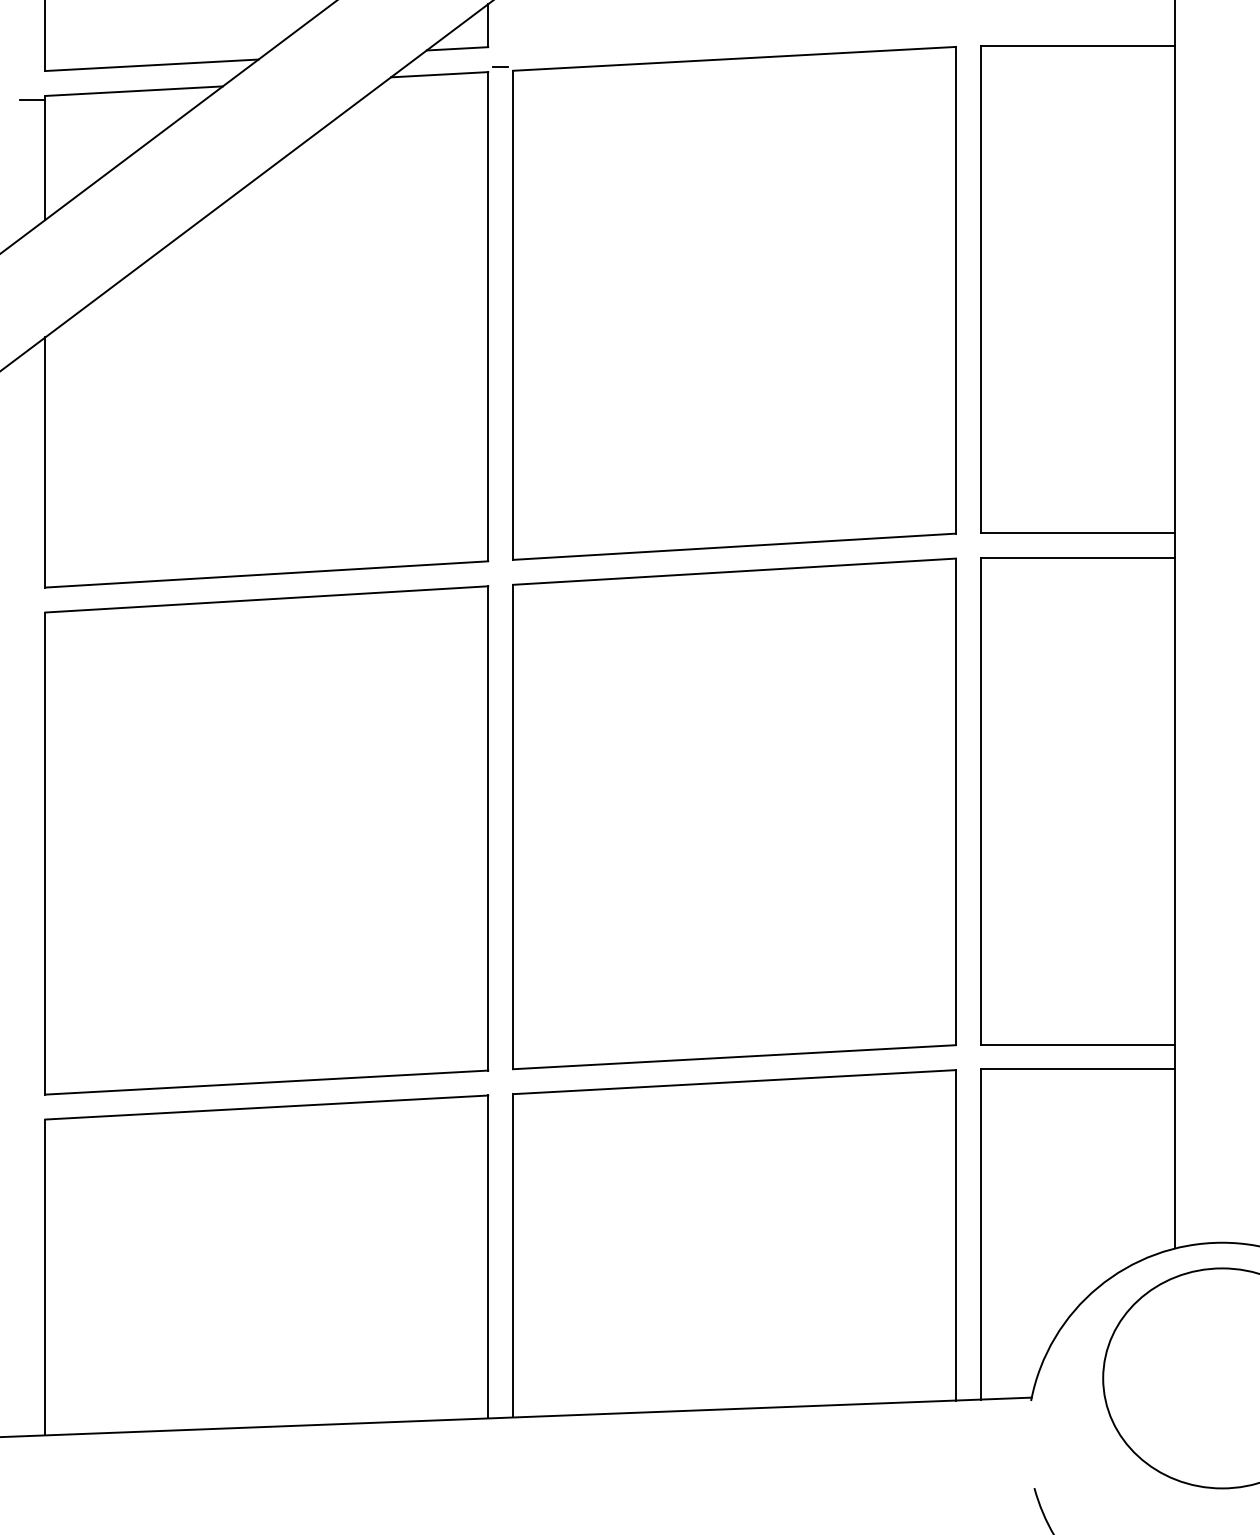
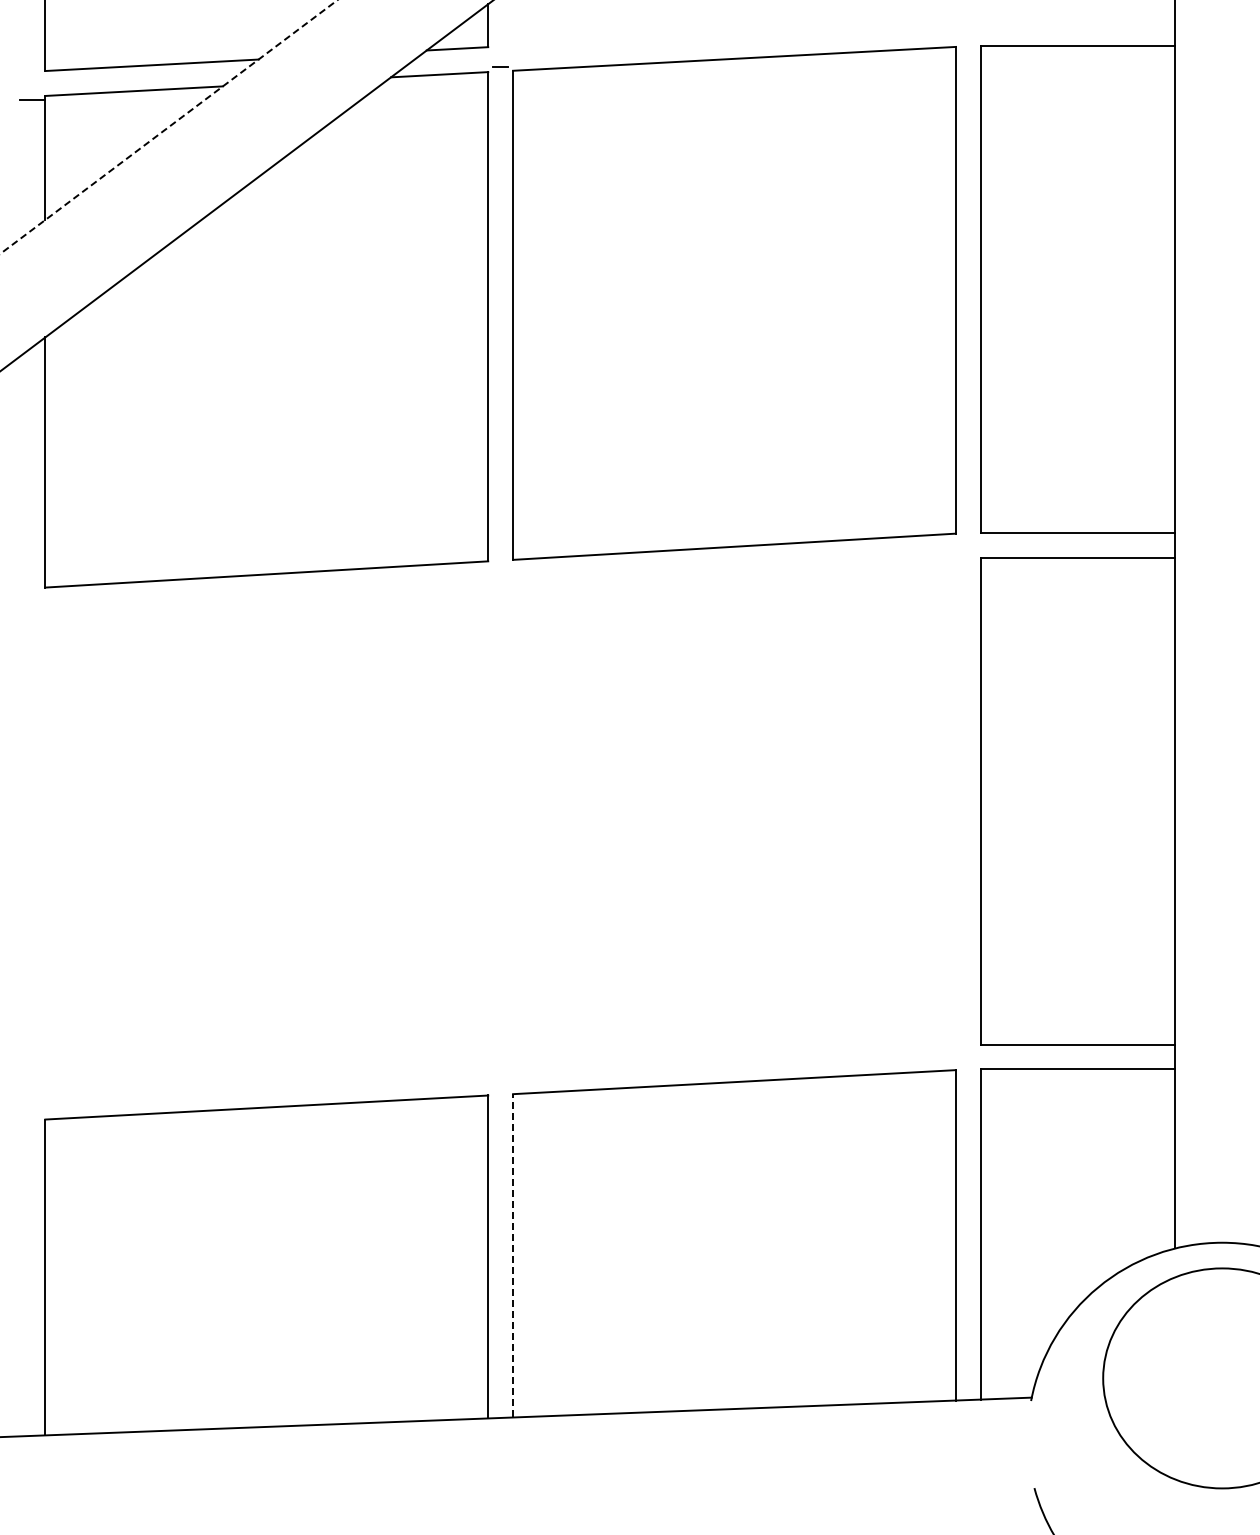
line: solid -> dashed (168, 127)
part: present -> none (734, 813)
part: present -> none (266, 840)
line: solid -> dashed (513, 1255)
